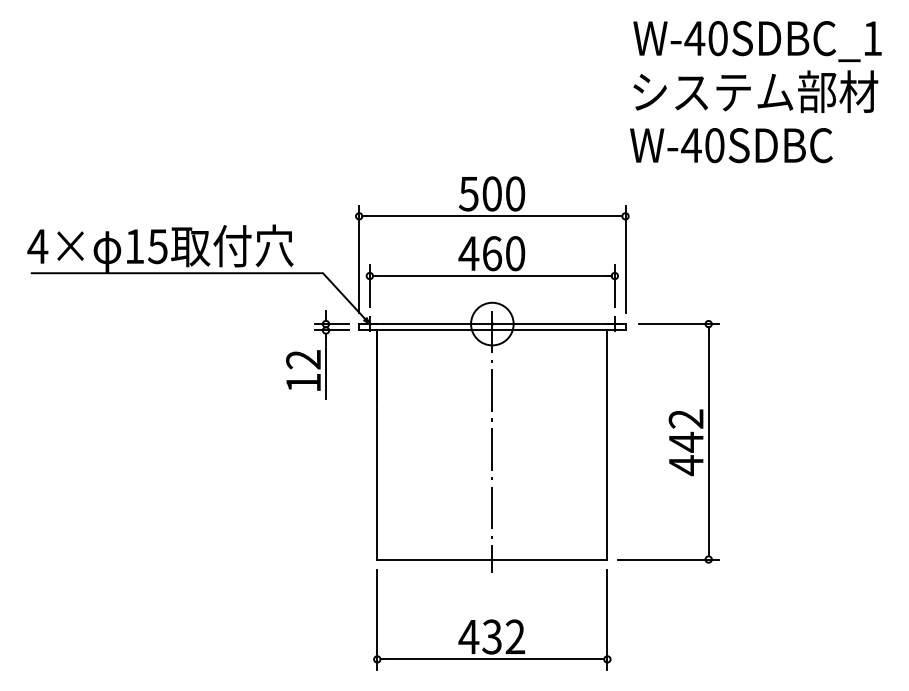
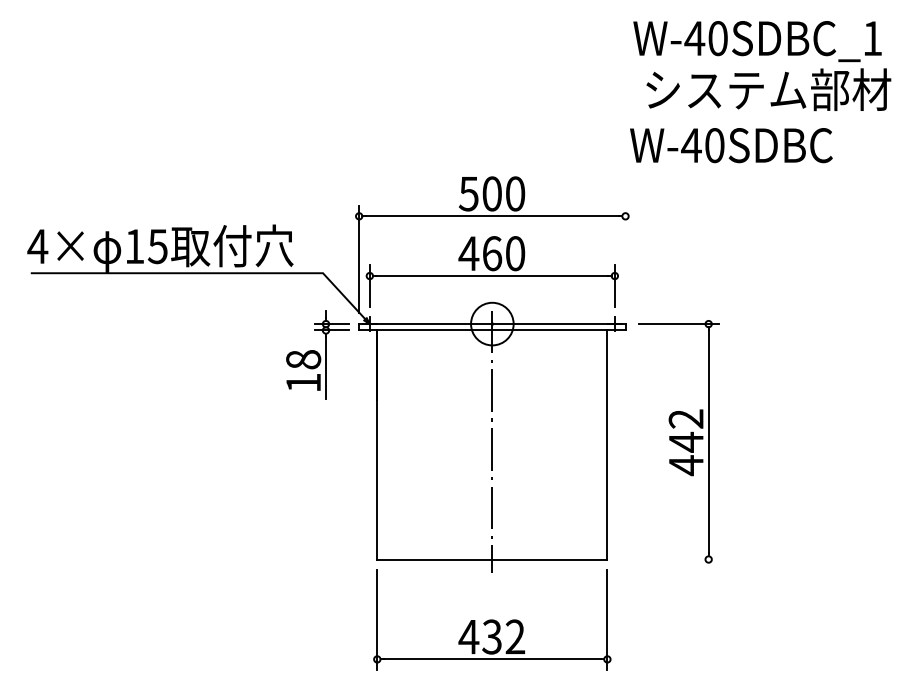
text position: (755, 91) -> (768, 89) (768, 89)
line: present -> none (625, 259)
text: 12 -> 18 (303, 359)
line: present -> none (668, 559)
